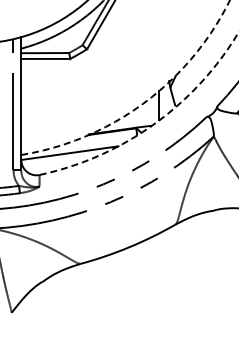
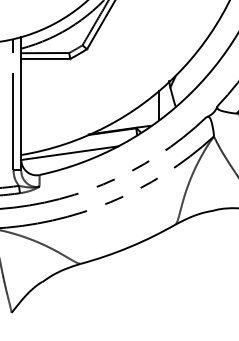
arc: dashed -> solid (142, 103)
arc: dashed -> solid (152, 125)
